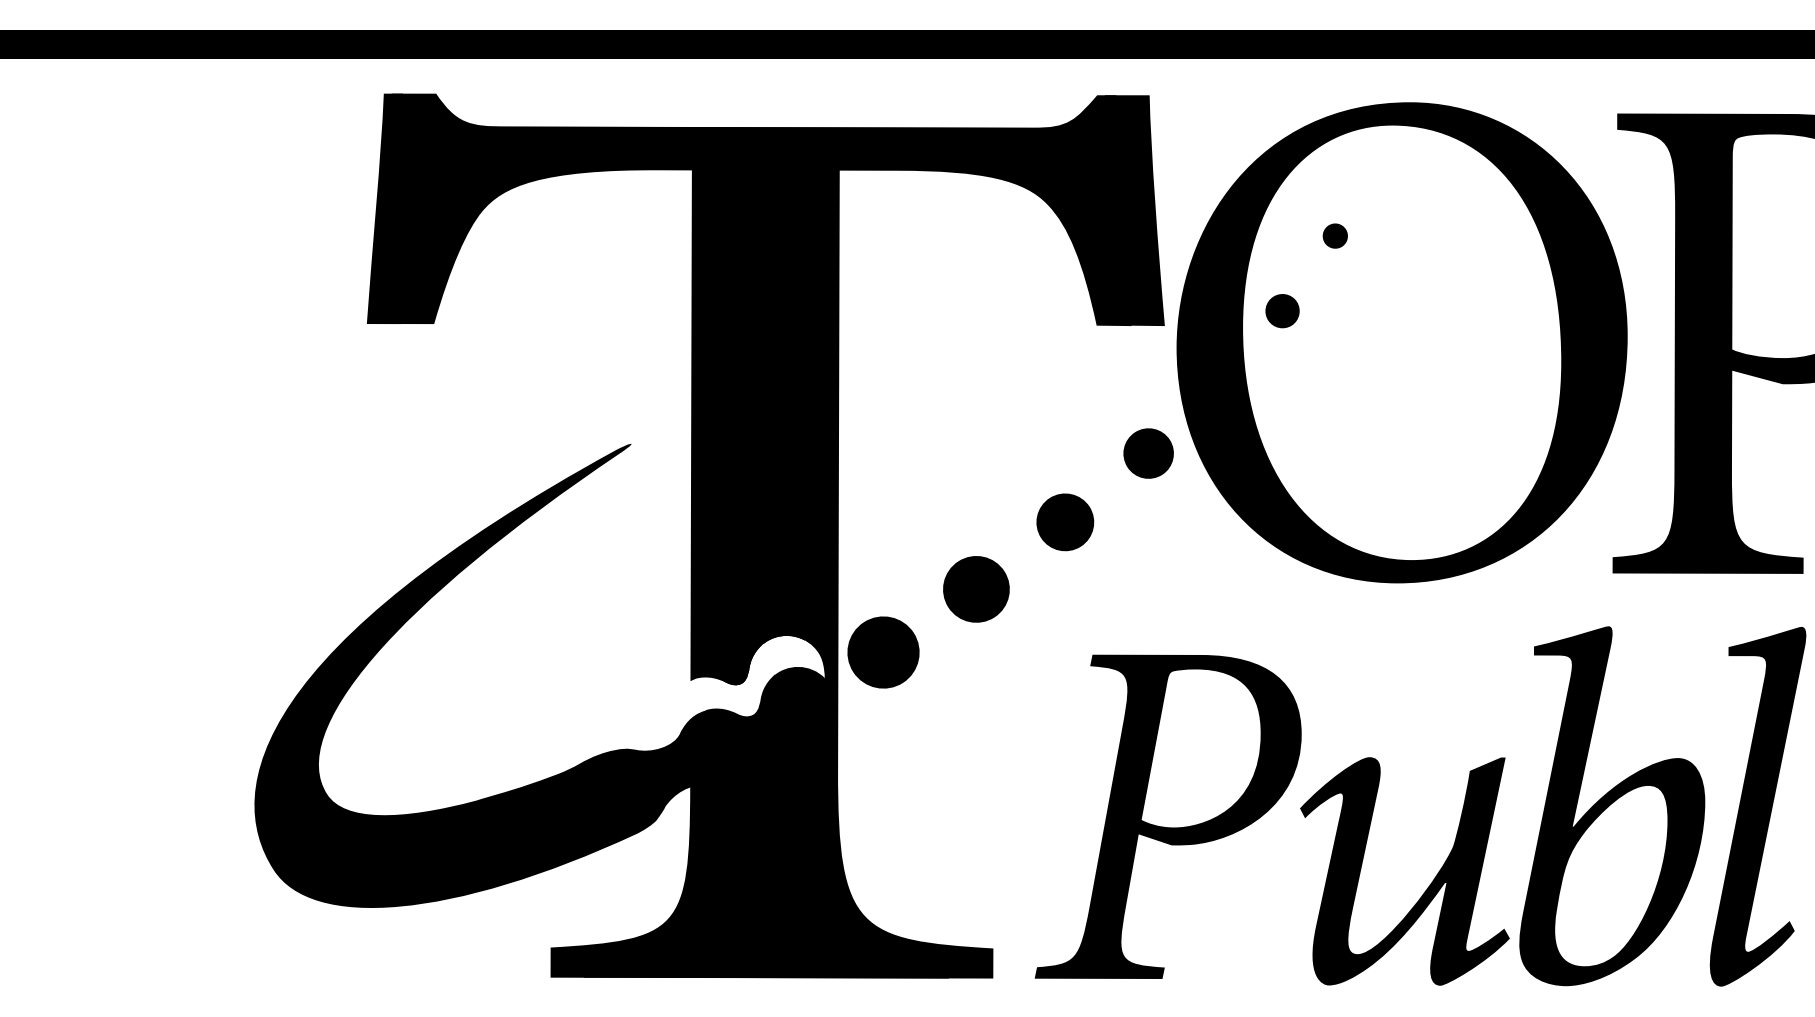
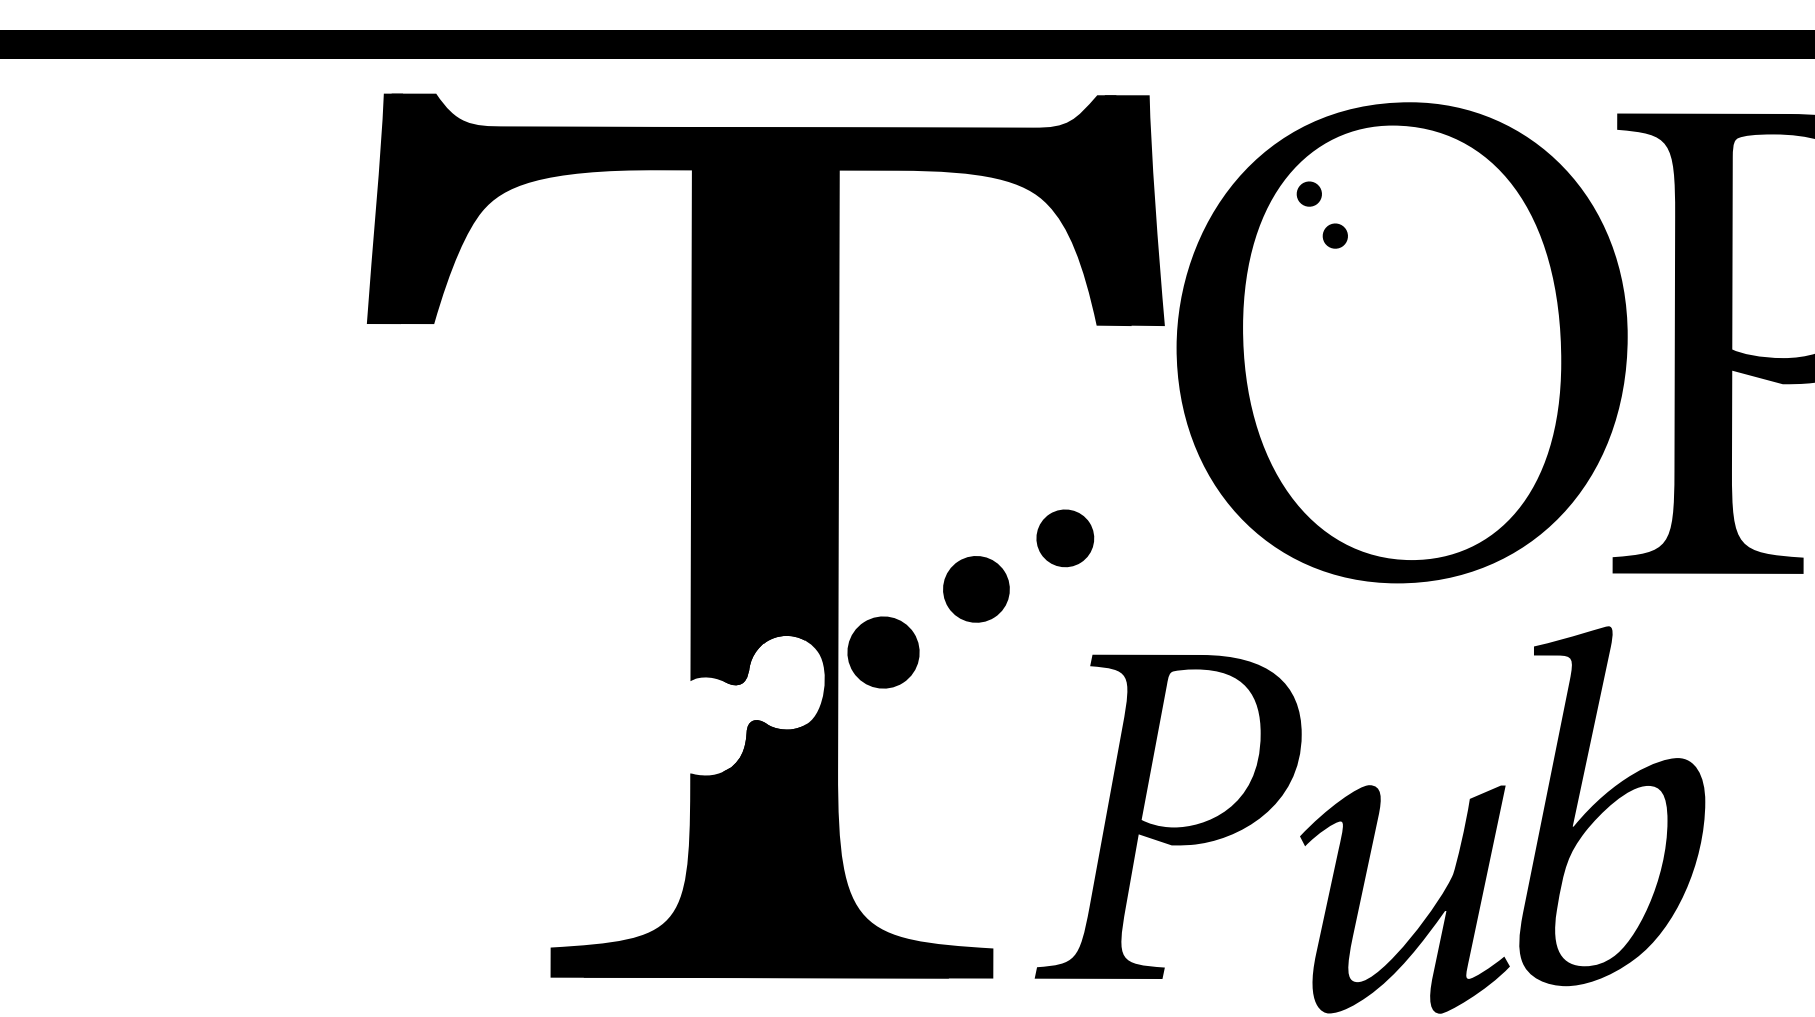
part: none -> present (1308, 193)
fill: present -> none (1282, 311)
part: present -> none (1148, 453)
part position: (1065, 522) -> (1065, 538) (1065, 538)
fill: present -> none (544, 675)
fill: present -> none (1757, 806)
part position: (1427, 887) -> (1427, 915) (1427, 915)
